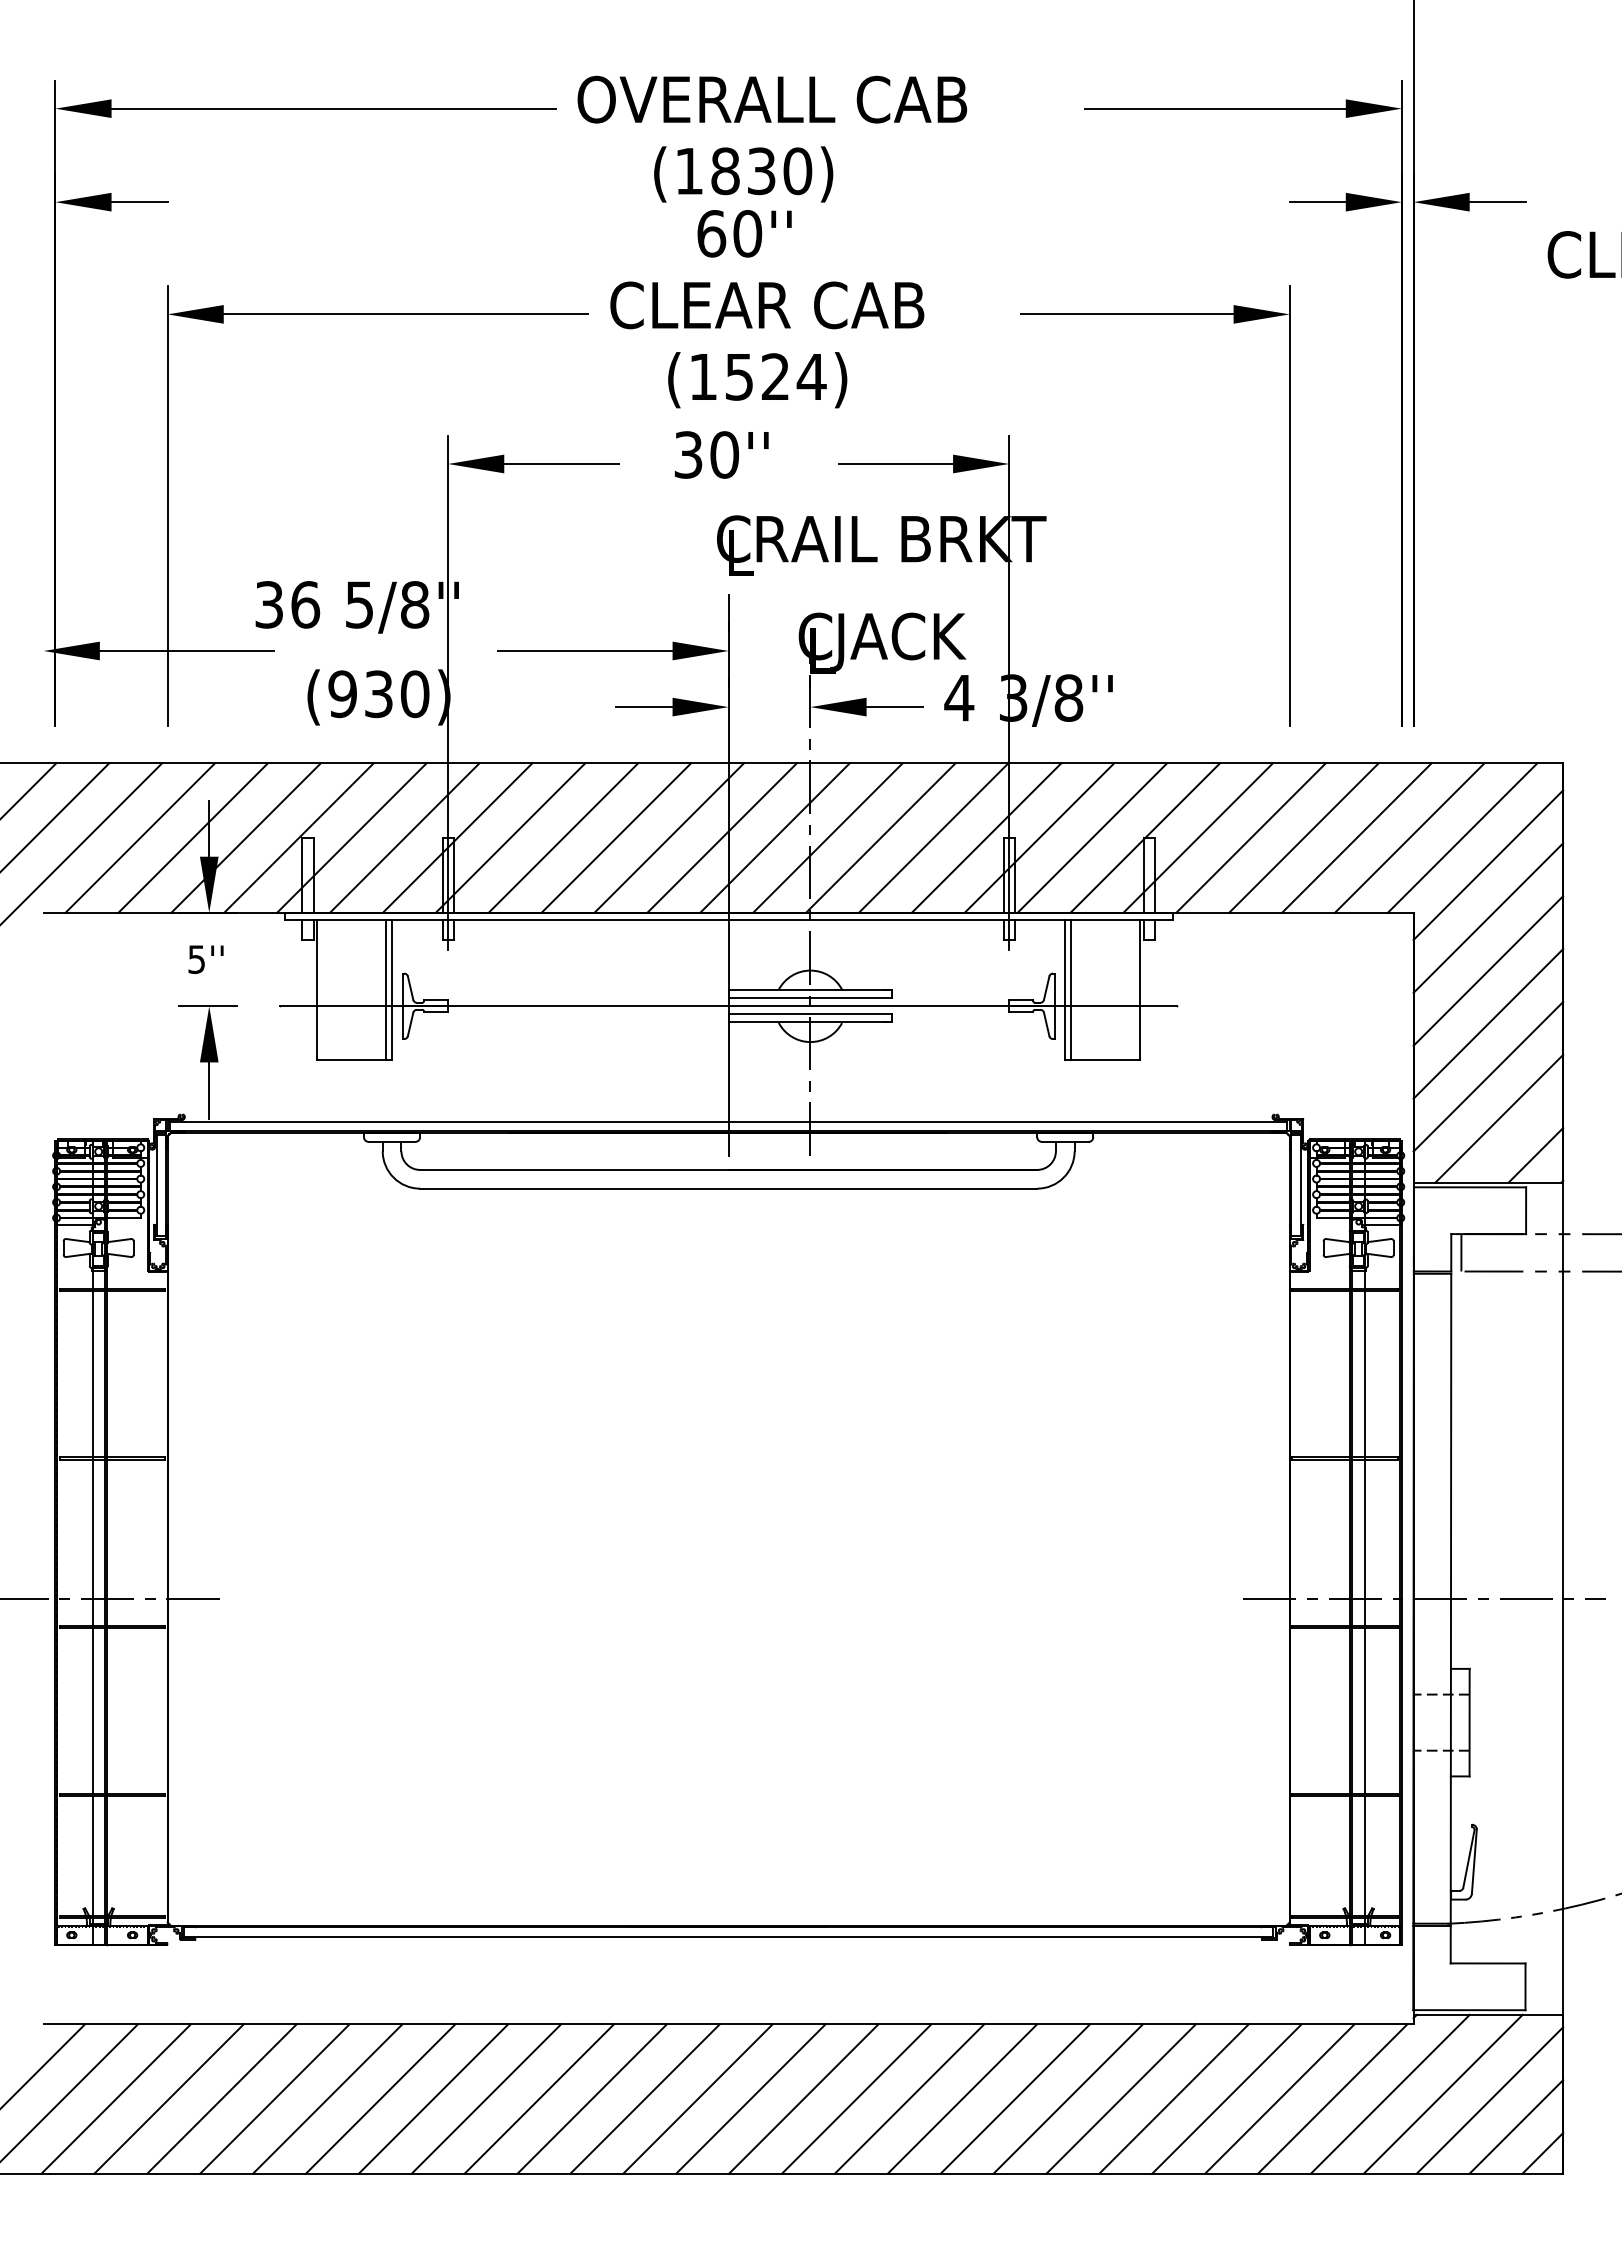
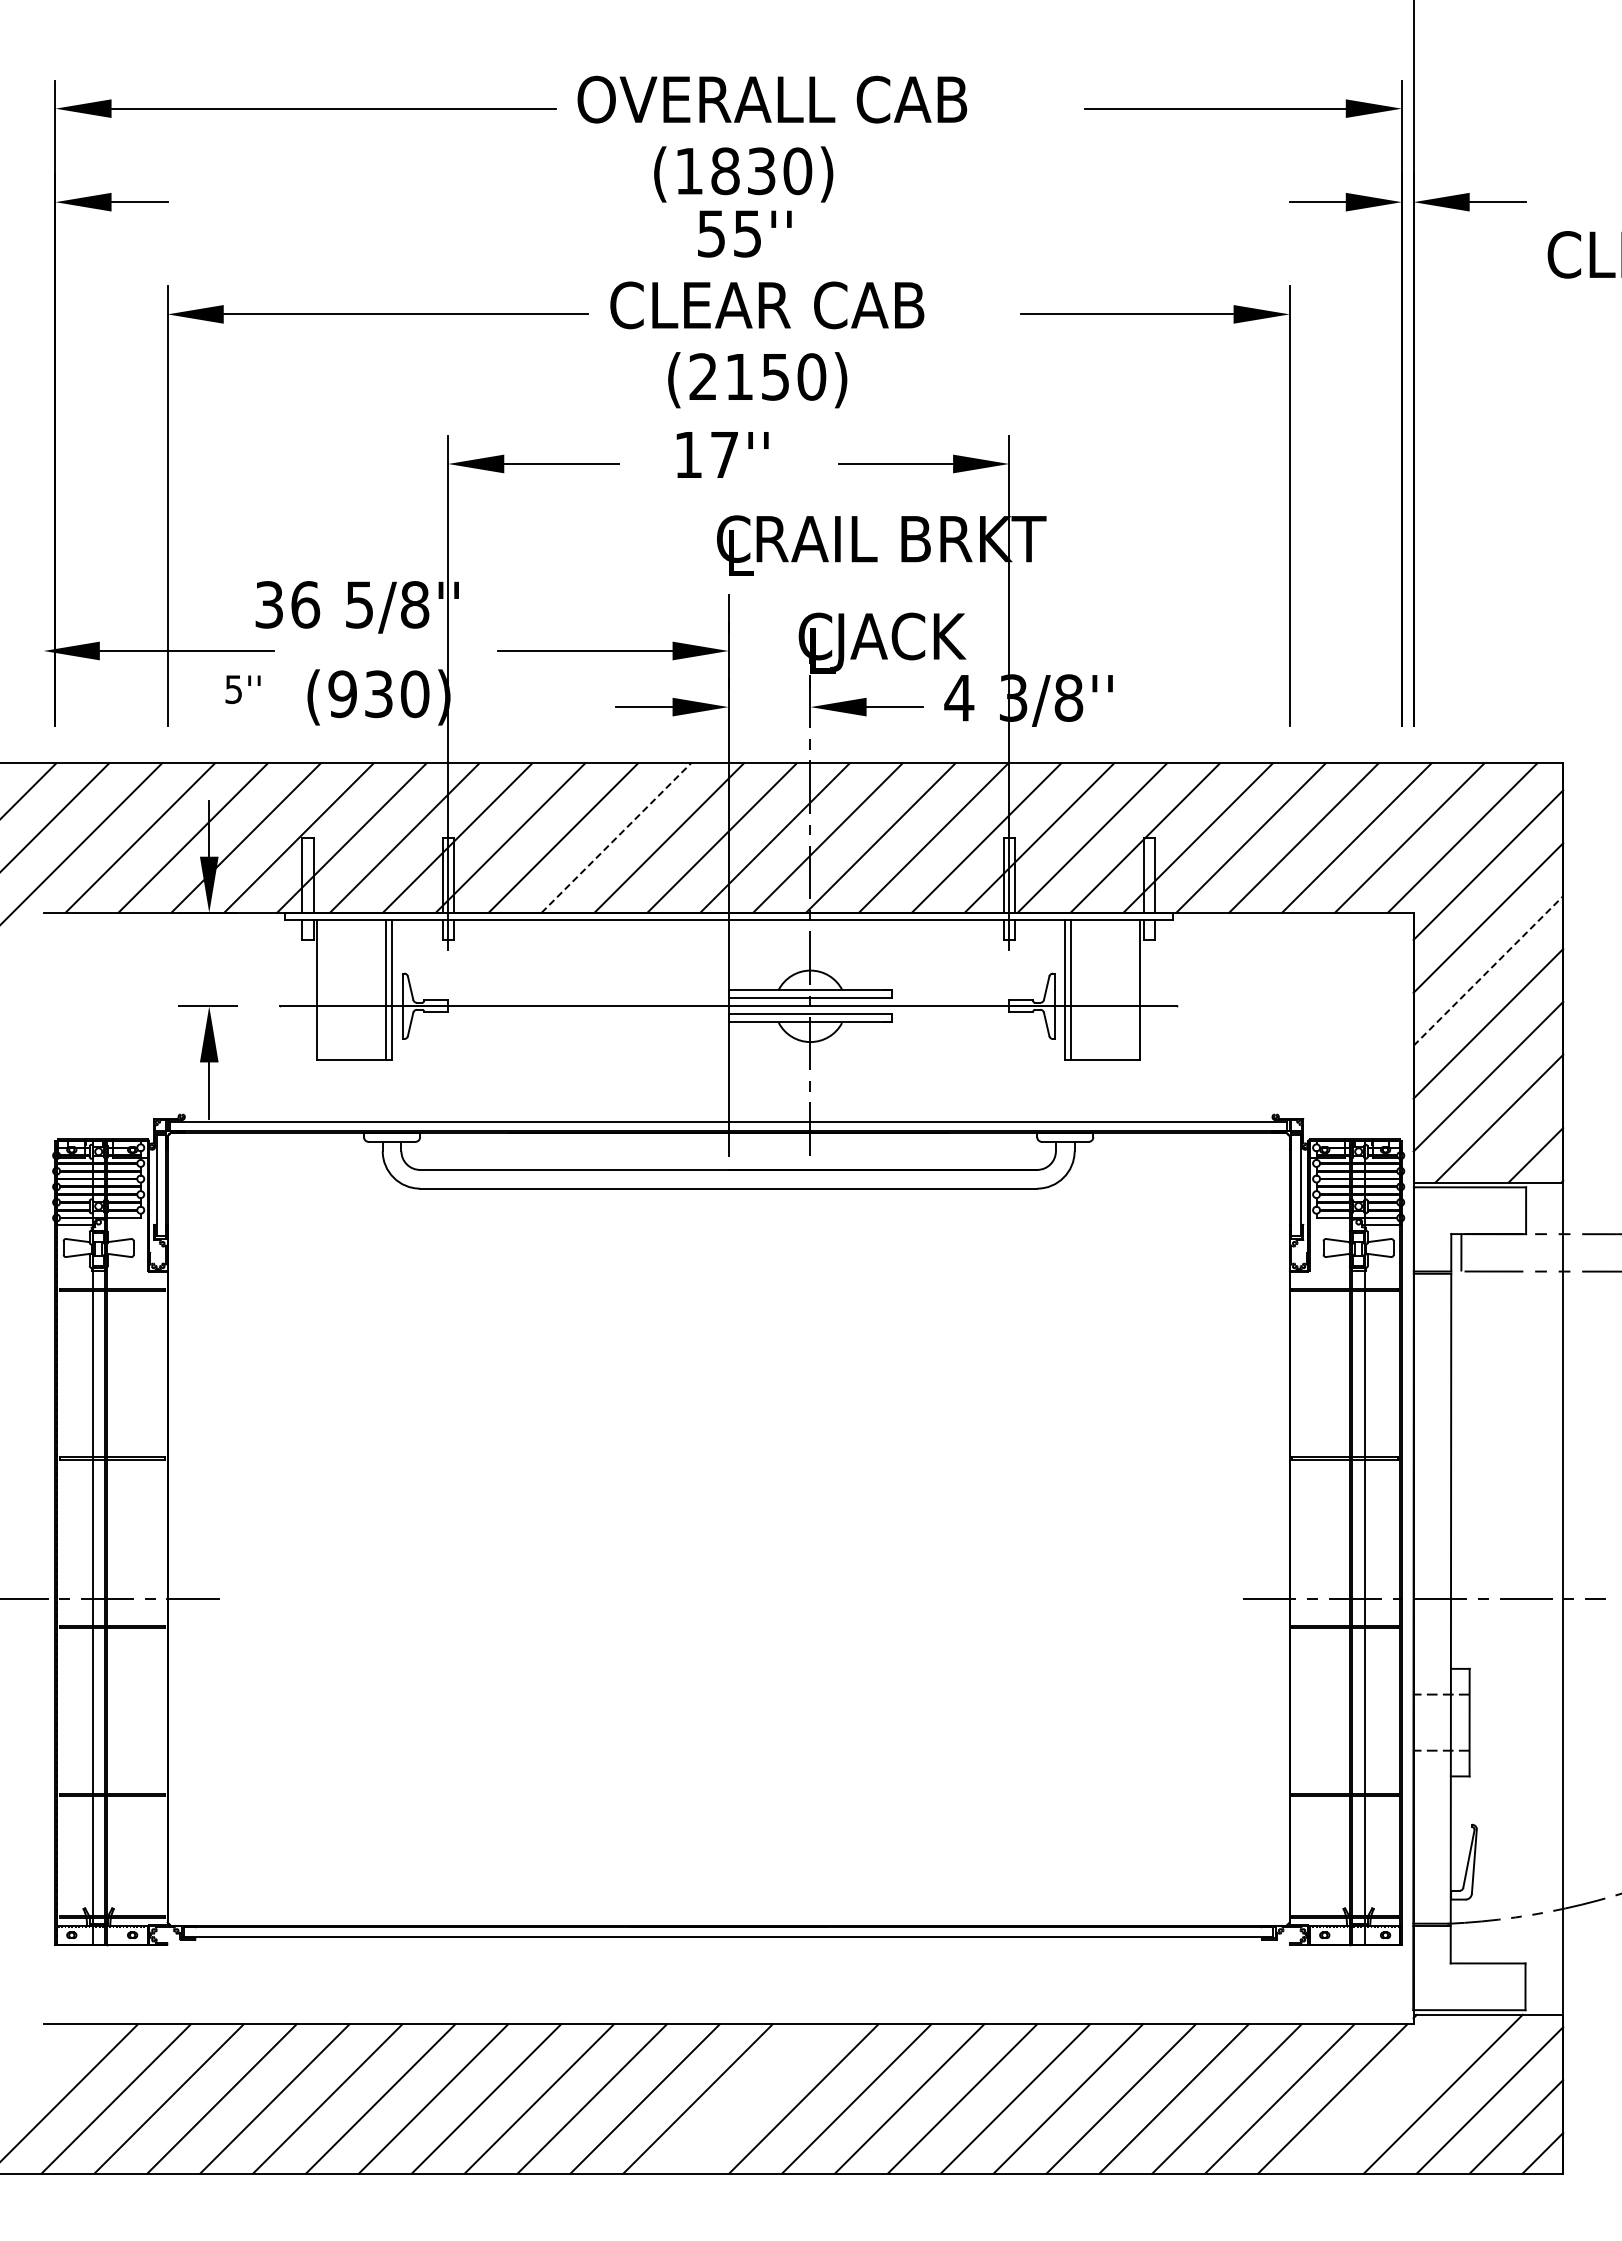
text: 60'' -> 55'' (729, 233)
text: (1524) -> (2150) (757, 376)
text: 30'' -> 17'' (706, 454)
line: solid -> dashed (616, 838)
text position: (205, 959) -> (242, 689) (242, 689)
line: solid -> dashed (1488, 970)
line: present -> none (43, 2065)
line: present -> none (1389, 2093)
line: present -> none (750, 2098)
